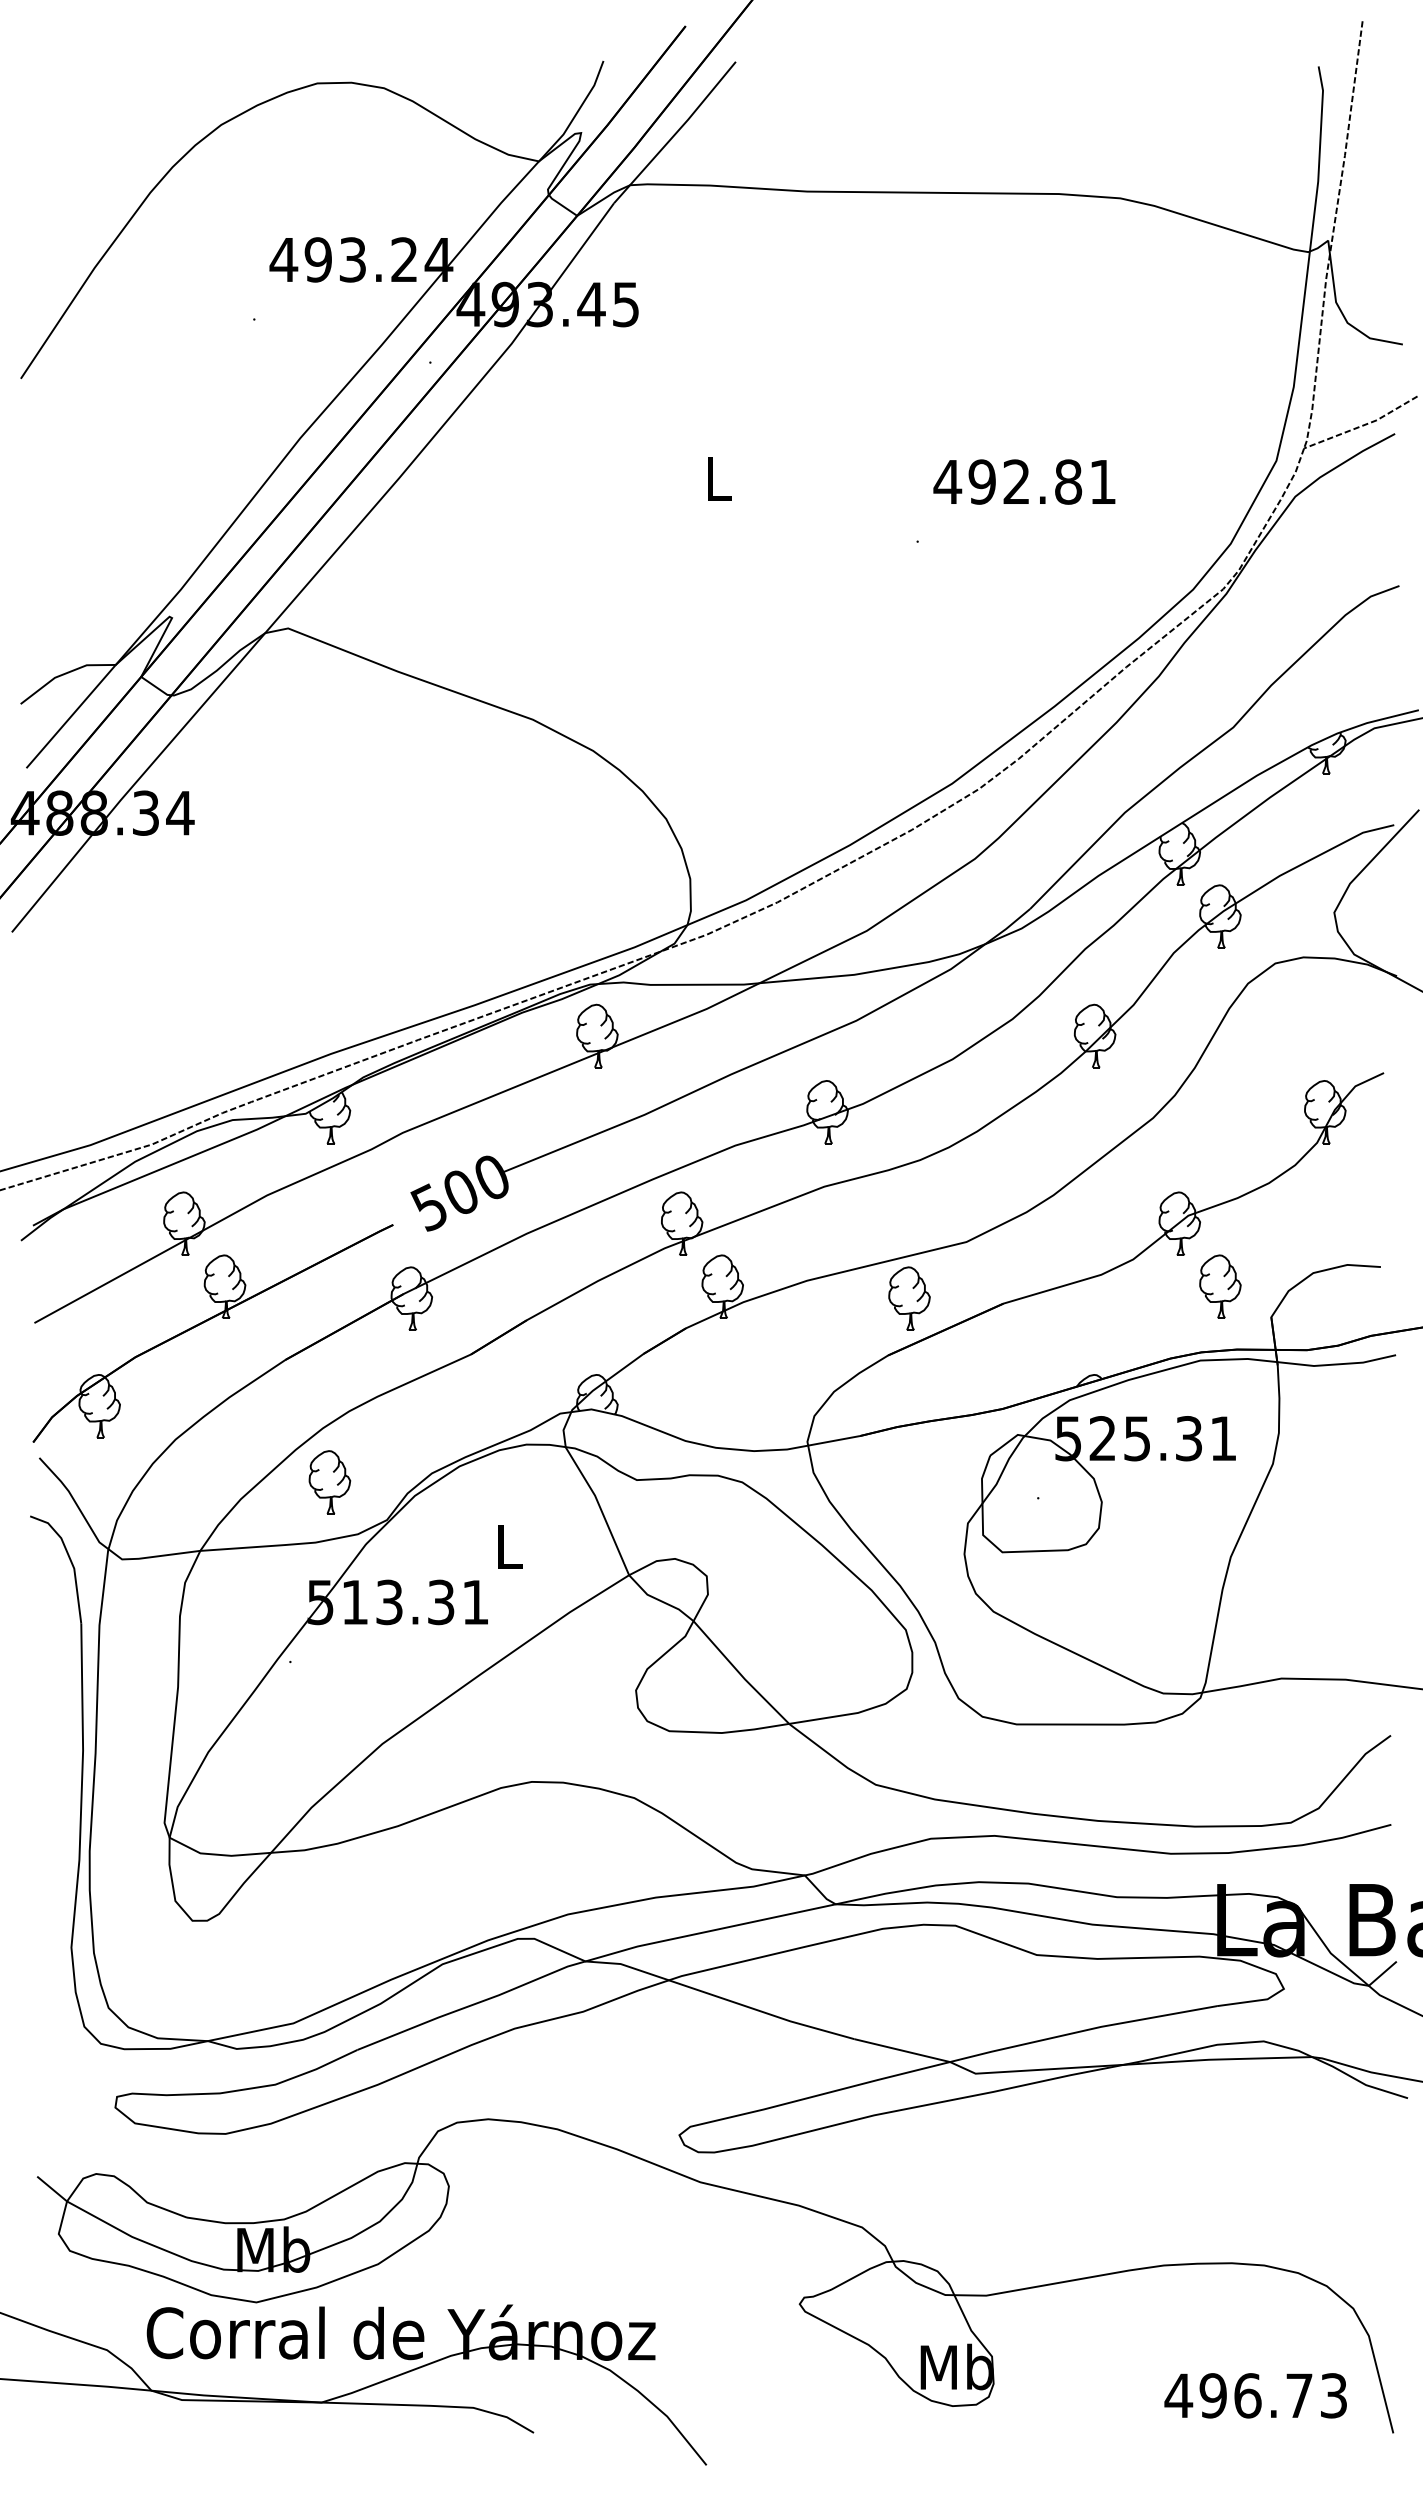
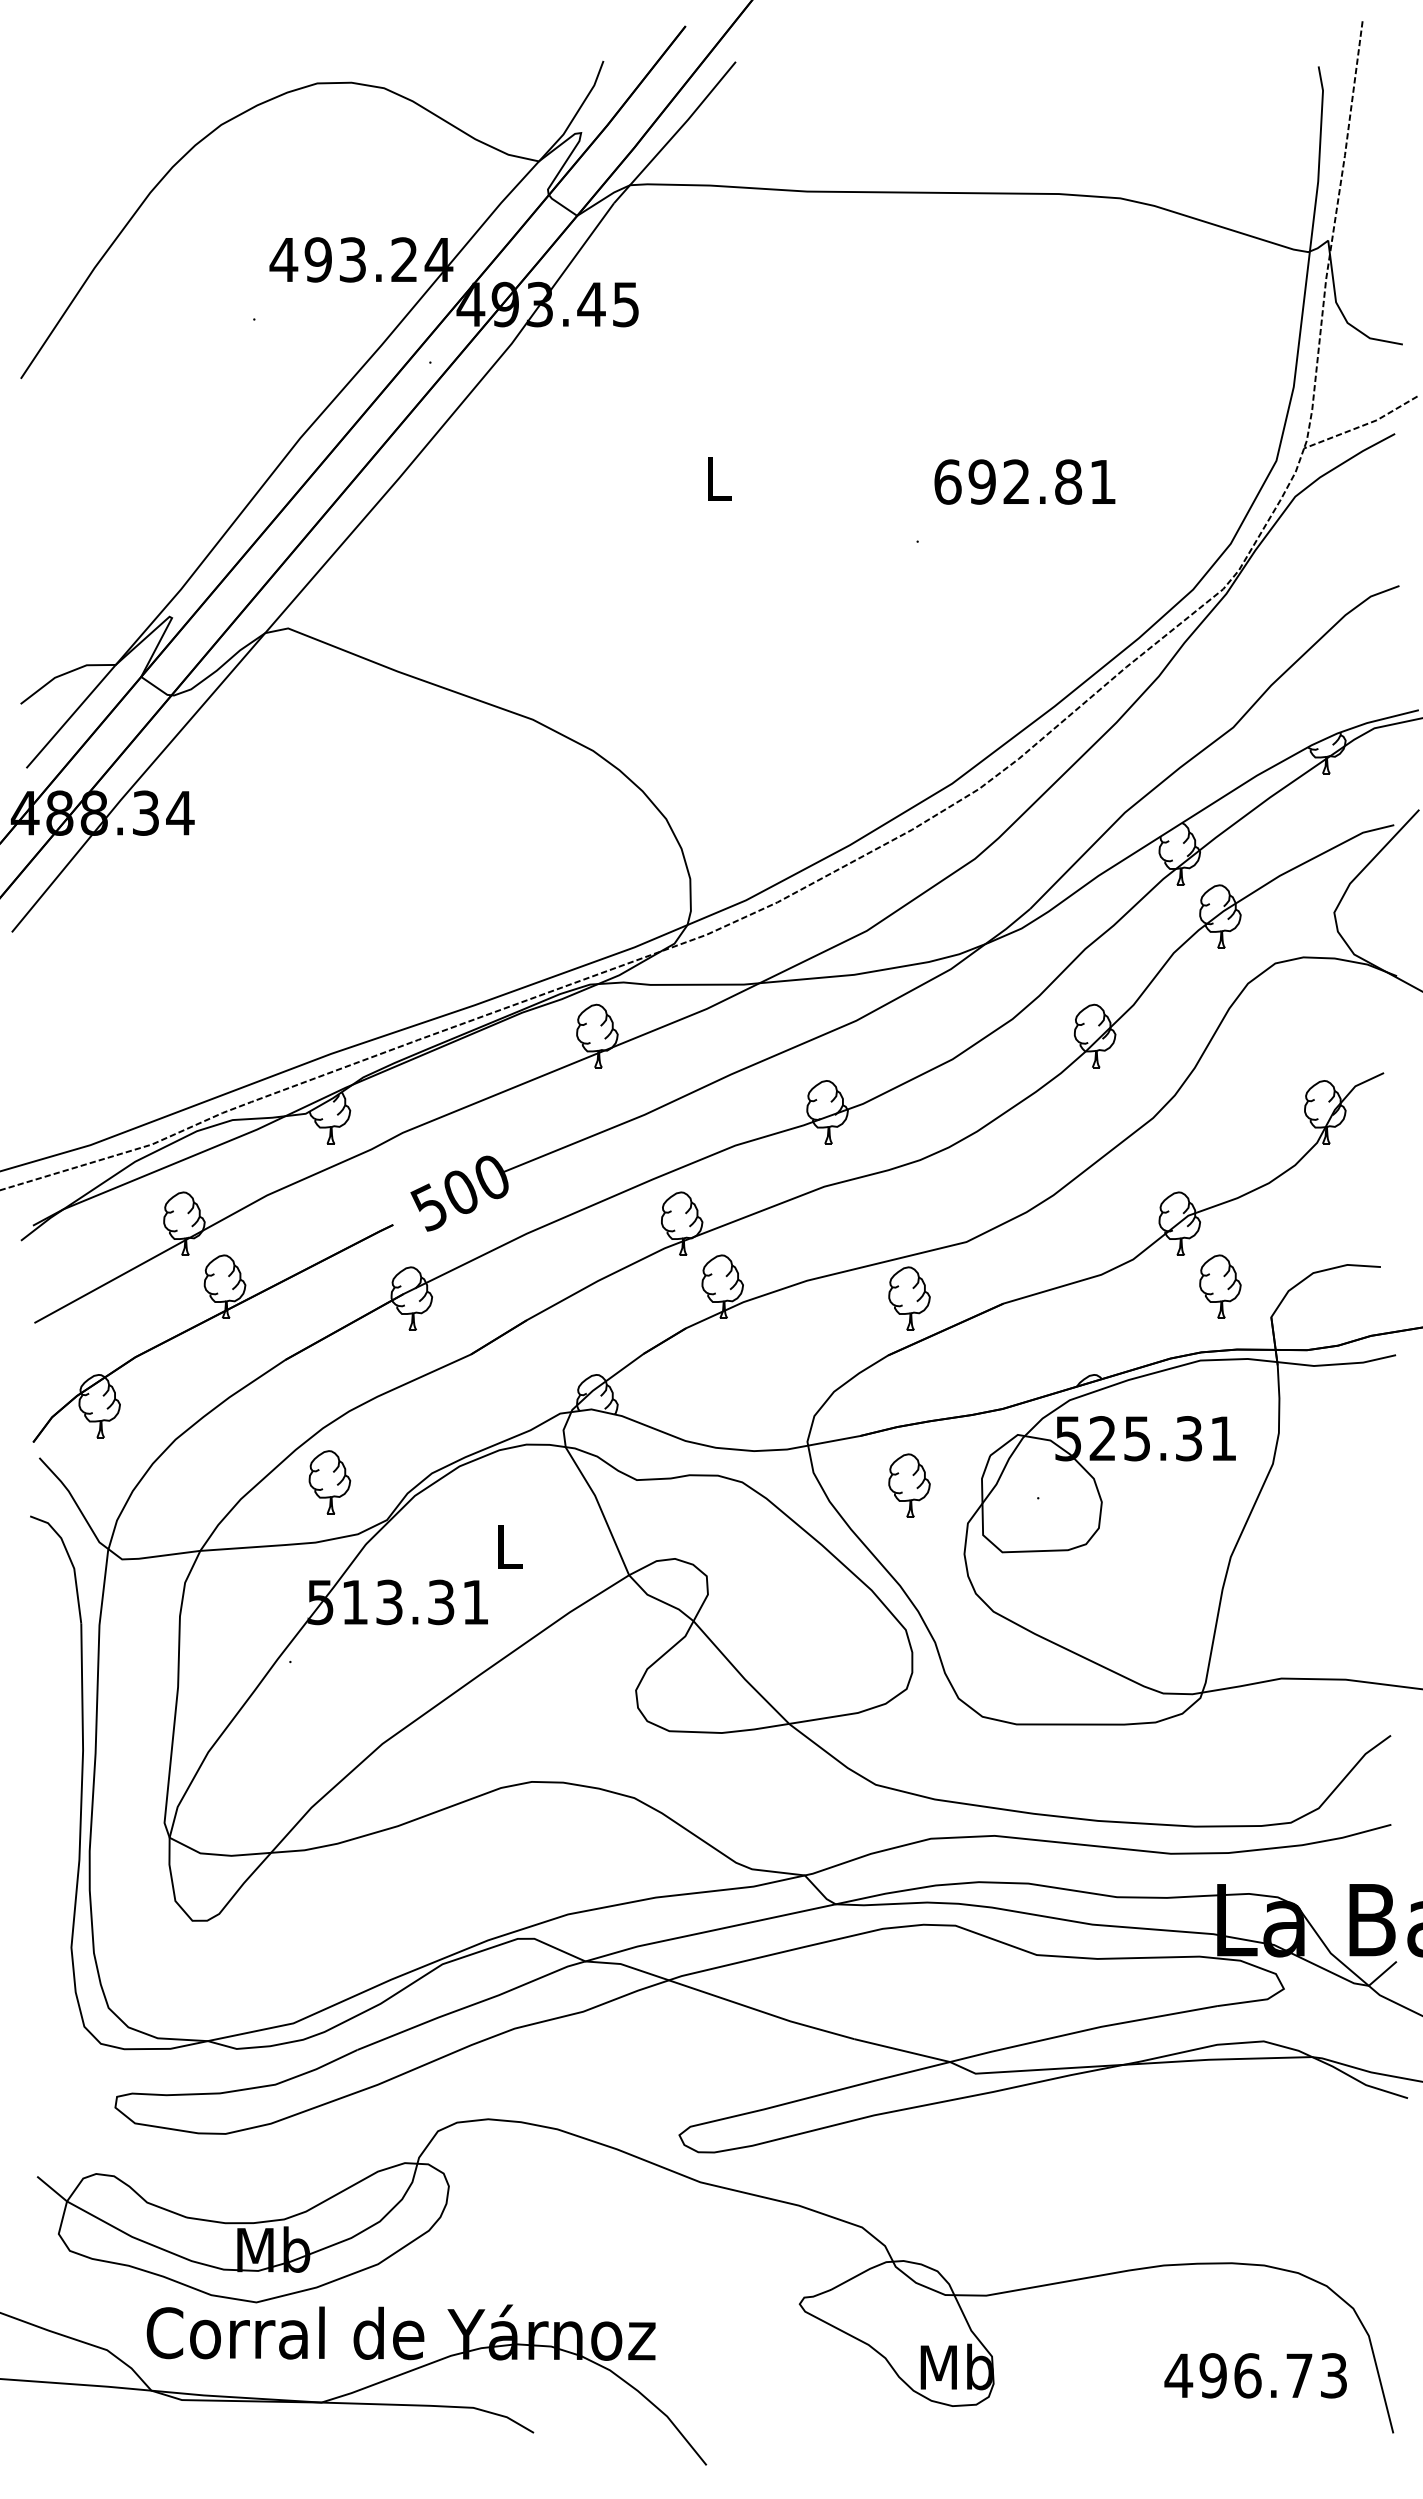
text: 492.81 -> 692.81 (947, 481)
part: none -> present (909, 1485)
text position: (1255, 2395) -> (1255, 2375) (1255, 2375)
